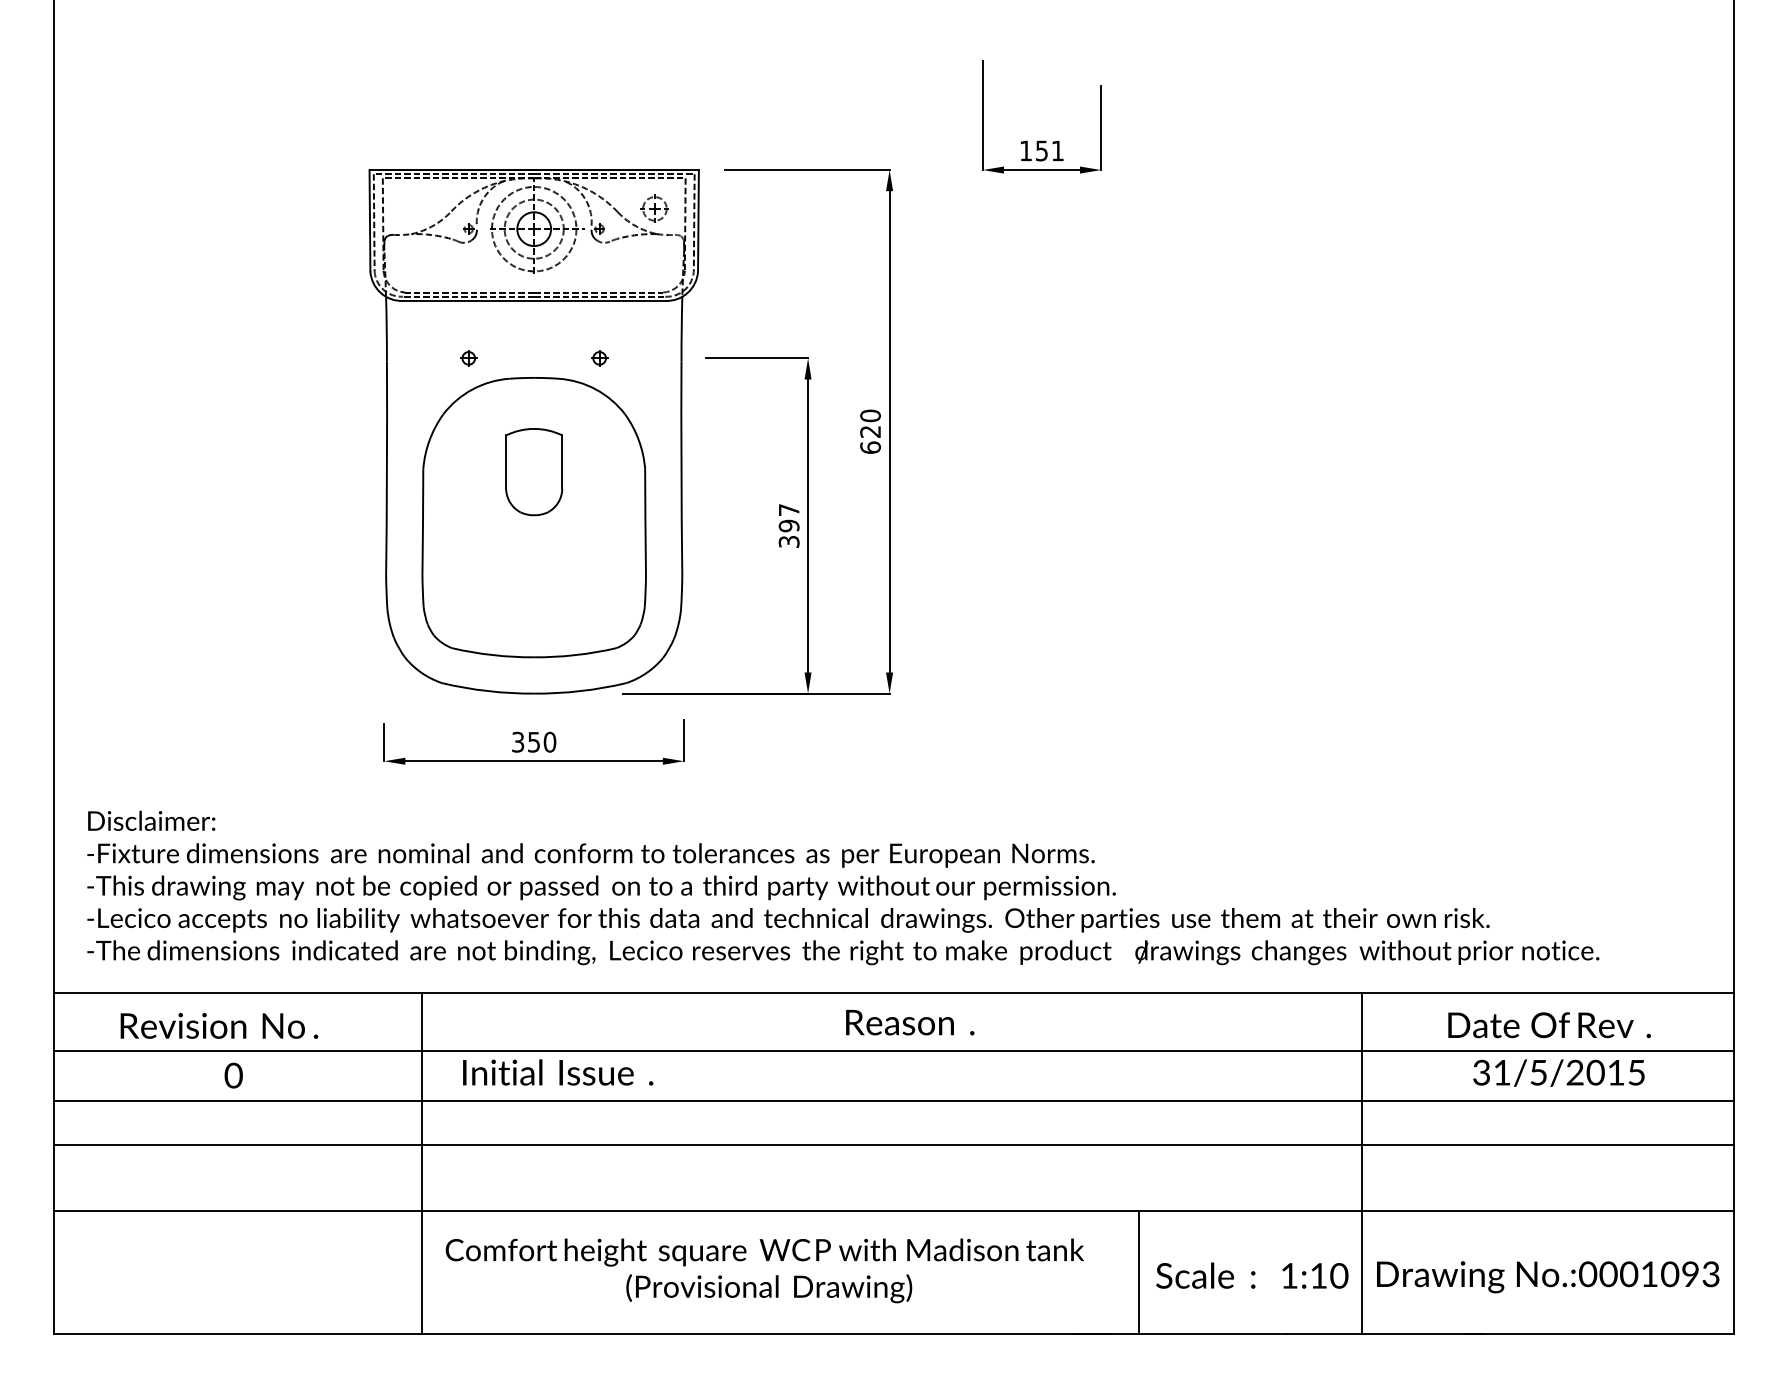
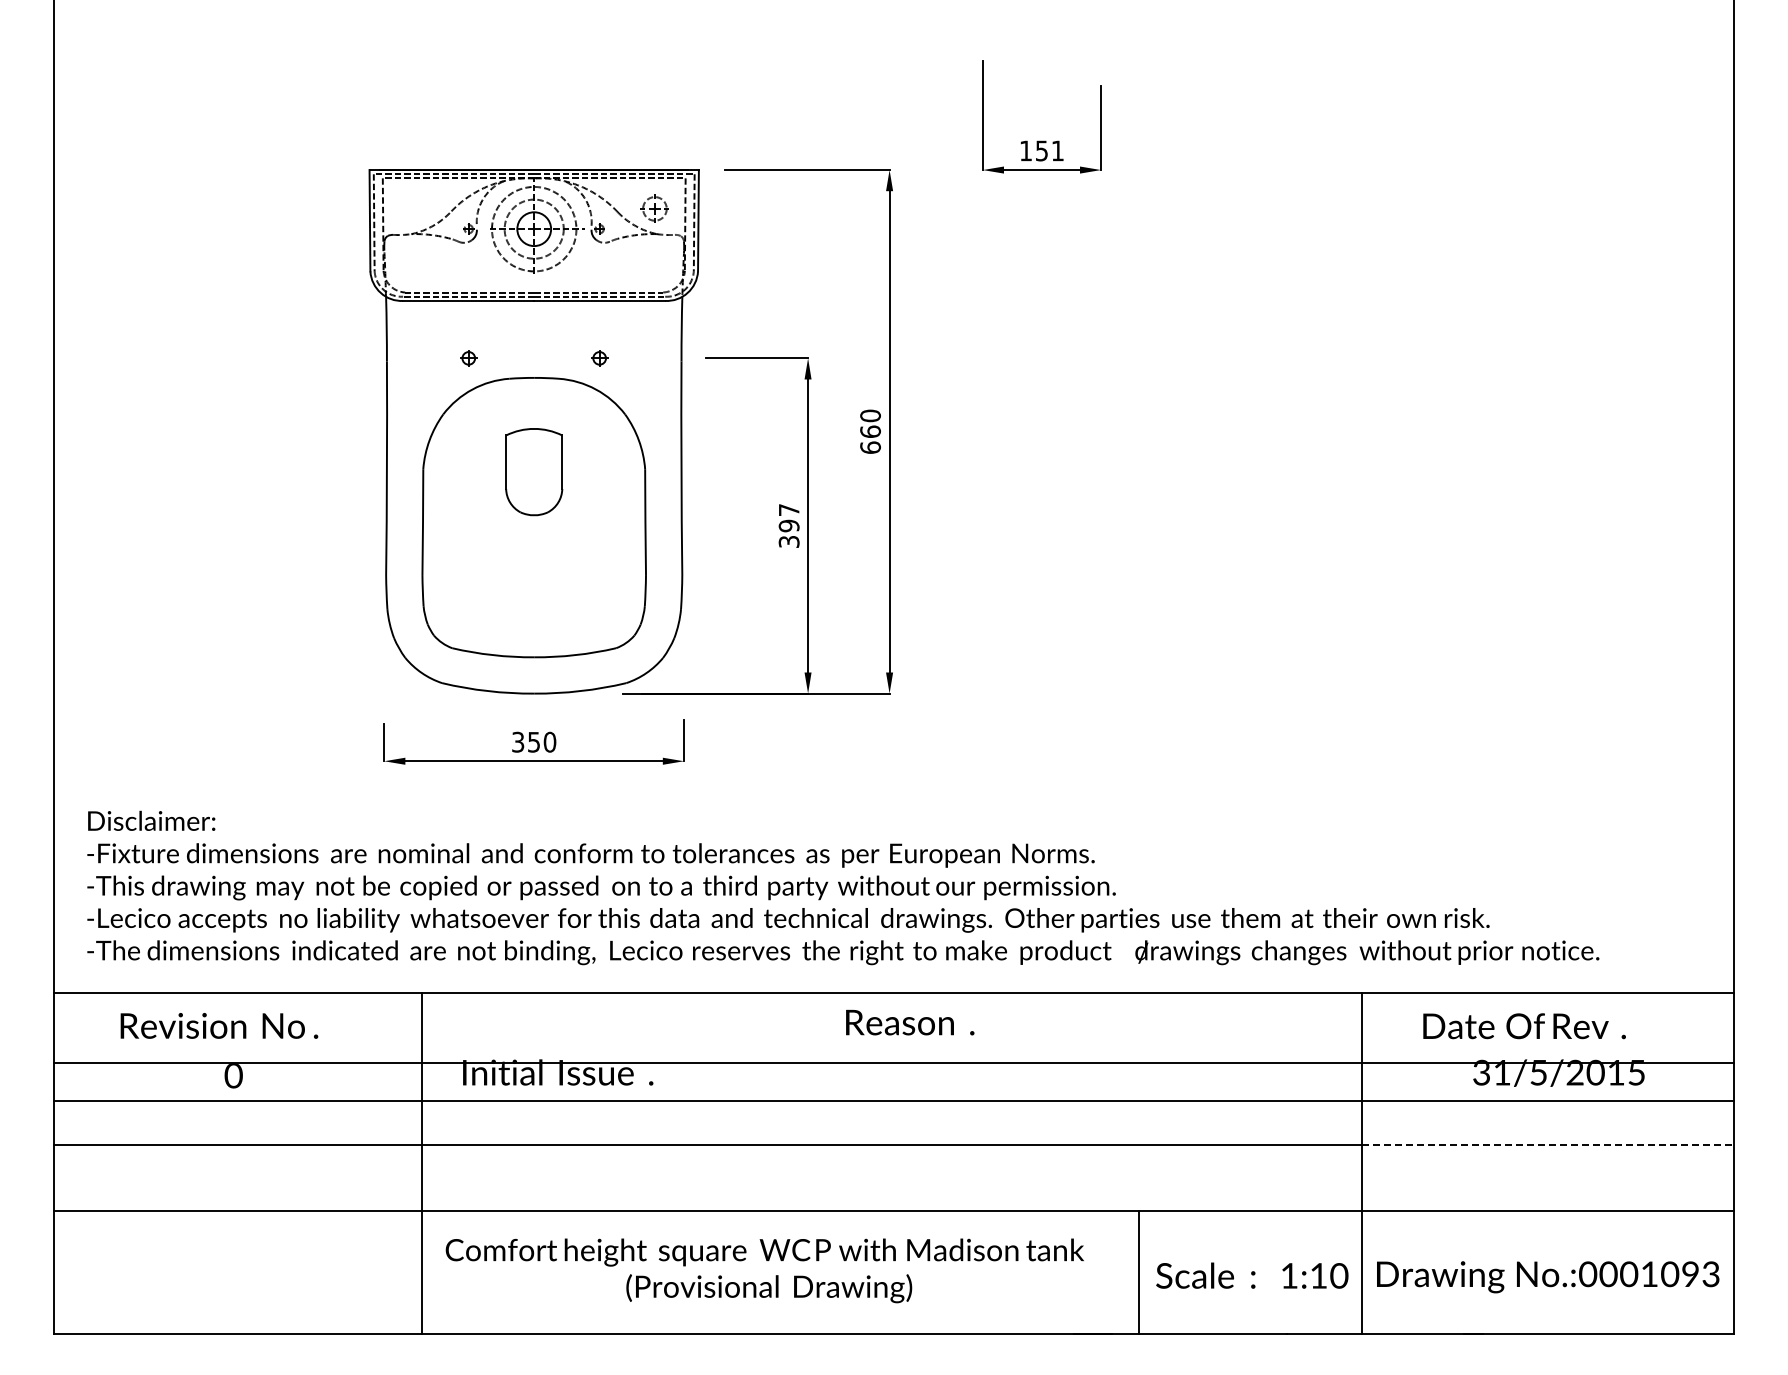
text: 620 -> 660 (870, 431)
text position: (1549, 1025) -> (1524, 1026) (1524, 1026)
line position: (893, 1050) -> (893, 1062) (893, 1062)
line: solid -> dashed (1548, 1145)
